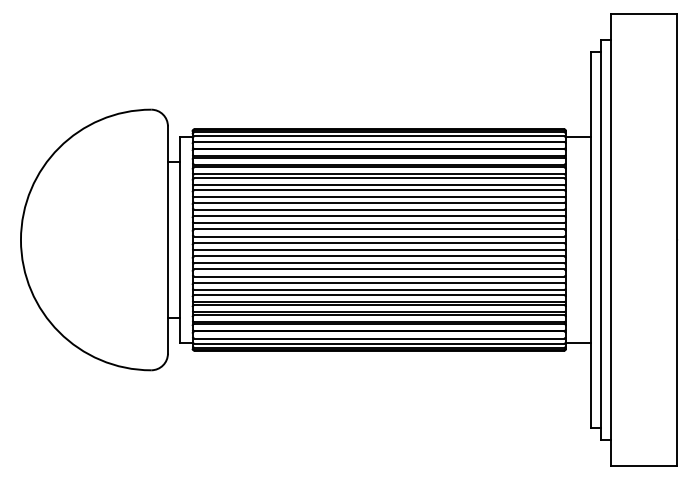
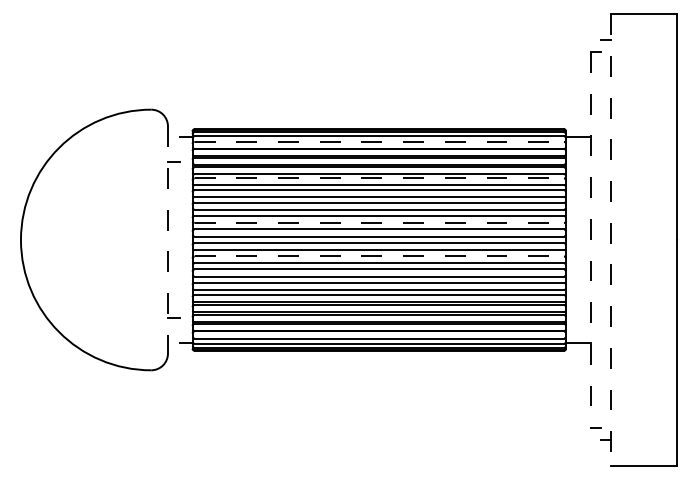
line: solid -> dashed (379, 141)
line: solid -> dashed (379, 178)
line: solid -> dashed (379, 223)
line: solid -> dashed (167, 239)
line: present -> none (180, 239)
line: solid -> dashed (590, 239)
line: present -> none (601, 239)
line: solid -> dashed (611, 239)
line: solid -> dashed (379, 256)
